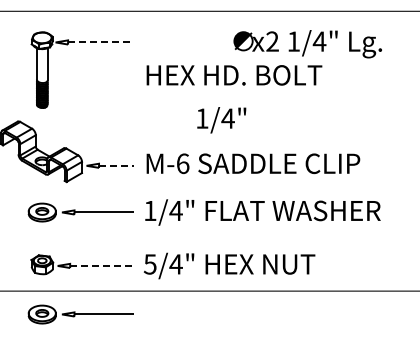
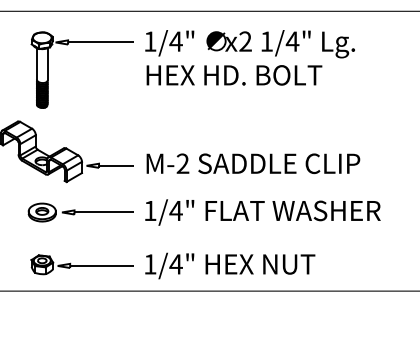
line: dashed -> solid (101, 42)
text position: (307, 44) -> (280, 44) (280, 44)
text position: (221, 120) -> (169, 43) (169, 43)
text: M-6 -> M-2 (182, 163)
line: dashed -> solid (117, 165)
text: 5/4" -> 1/4" (149, 264)
line: dashed -> solid (102, 265)
part: present -> none (80, 314)
